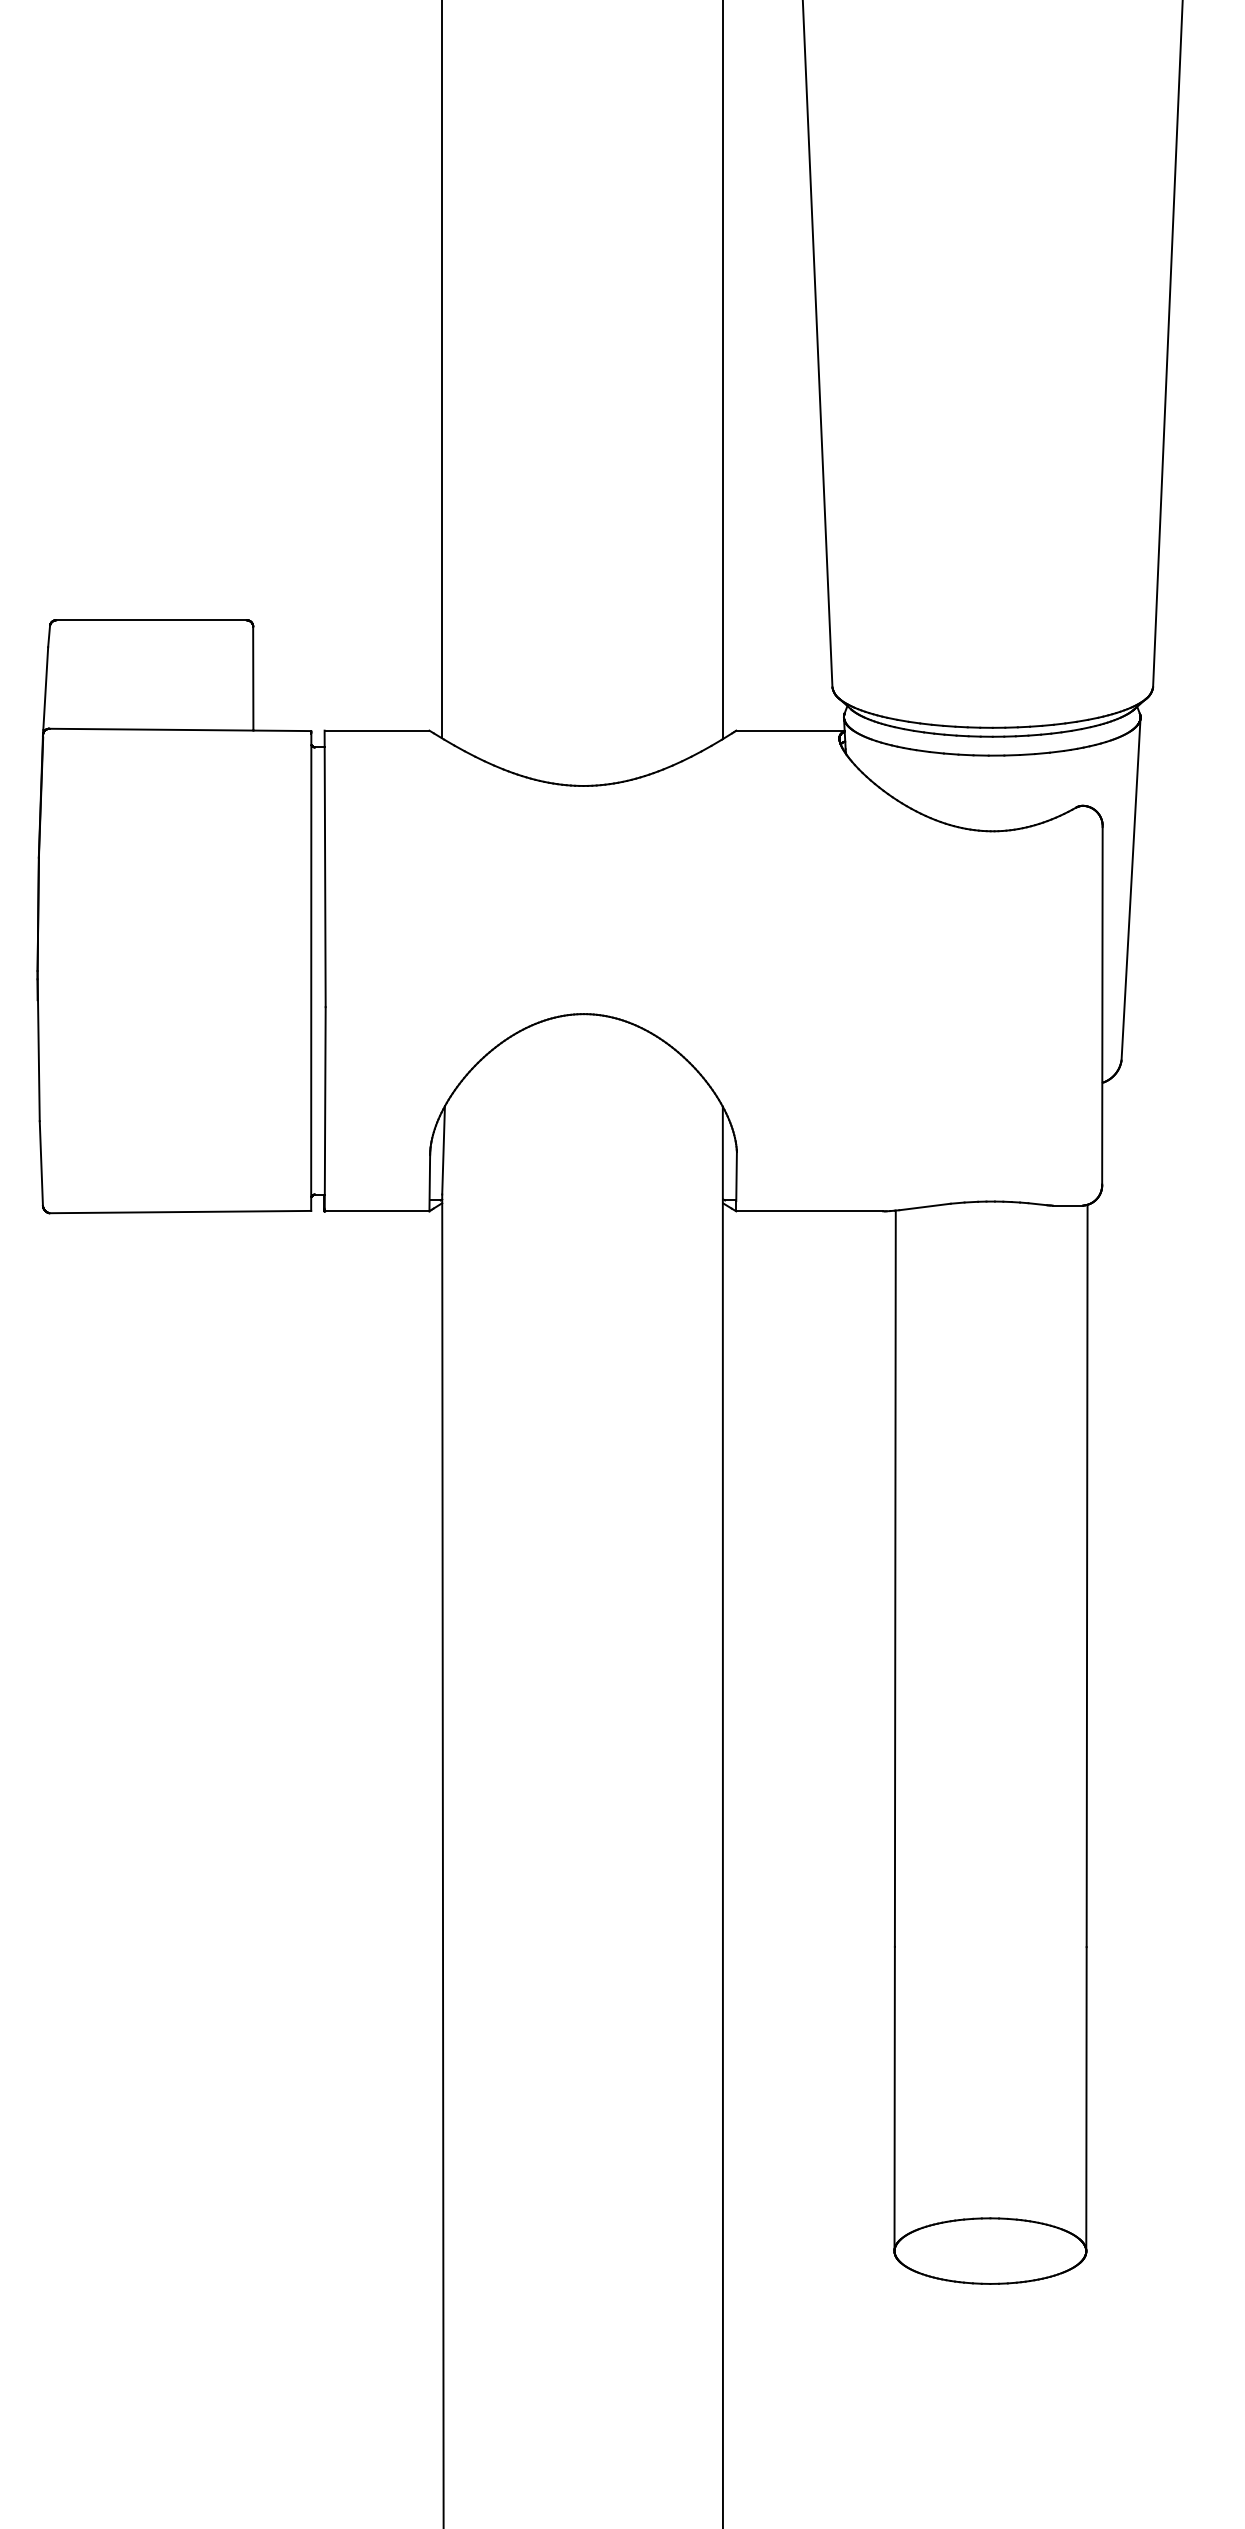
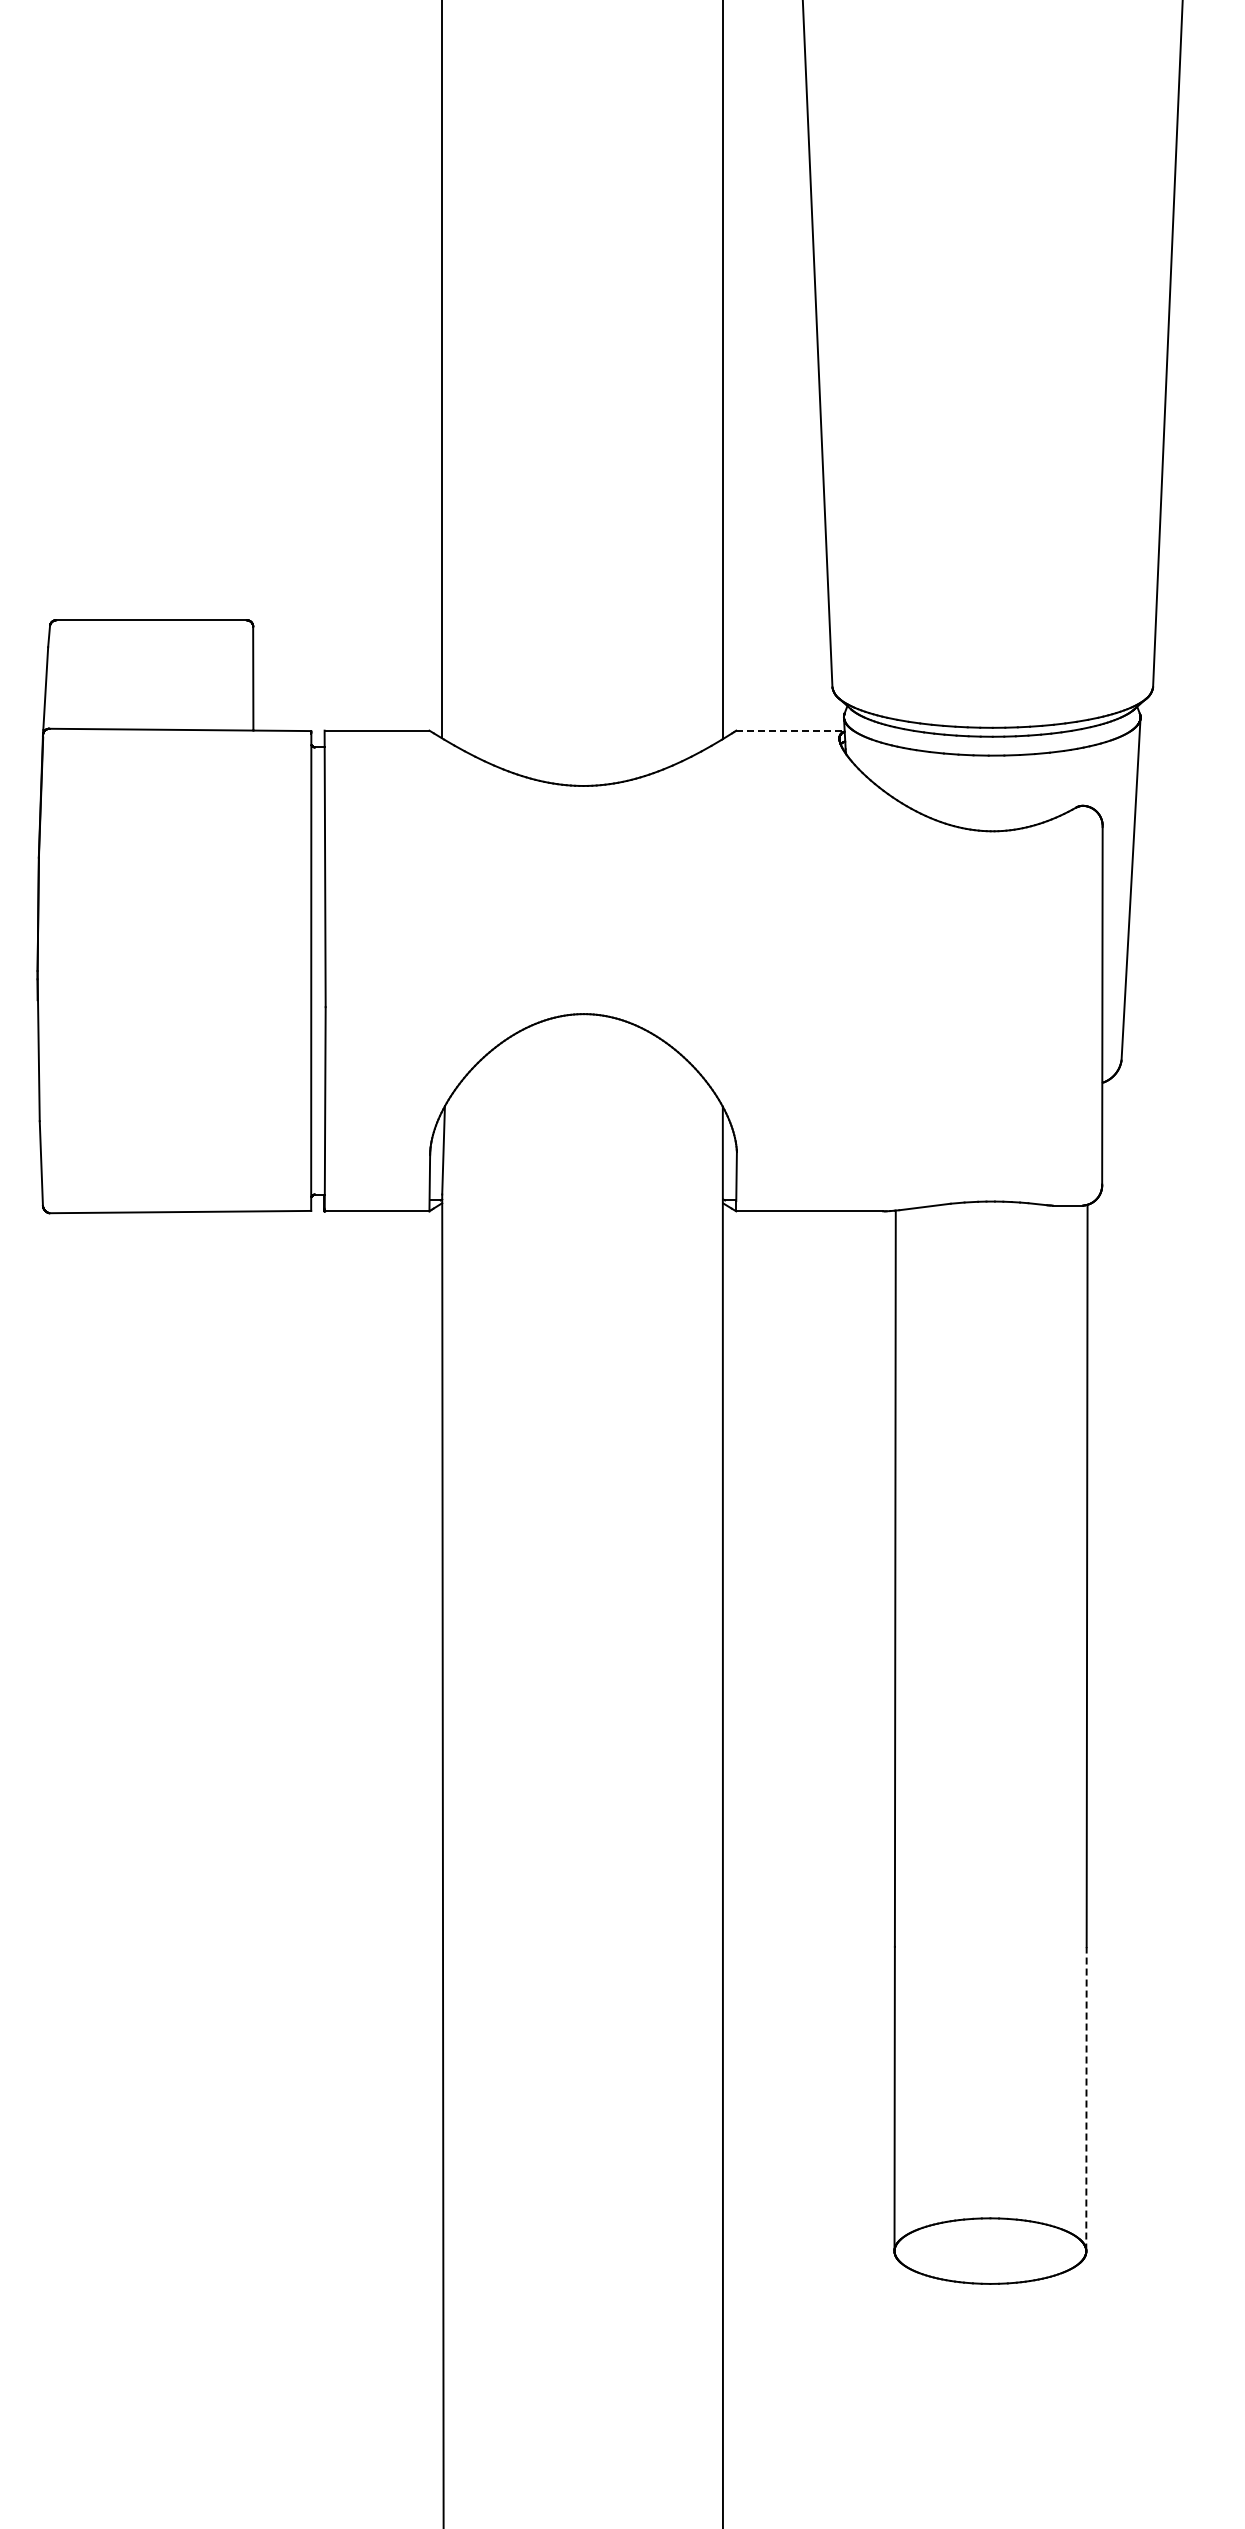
line: solid -> dashed (790, 730)
line: solid -> dashed (1086, 2098)
